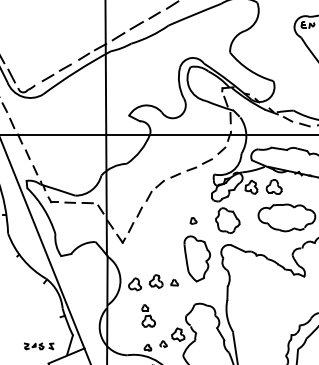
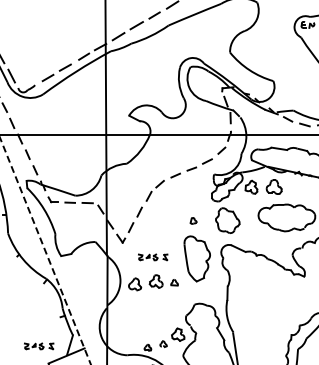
line: solid -> dashed (45, 251)
part: none -> present (153, 257)
part: present -> none (148, 315)
